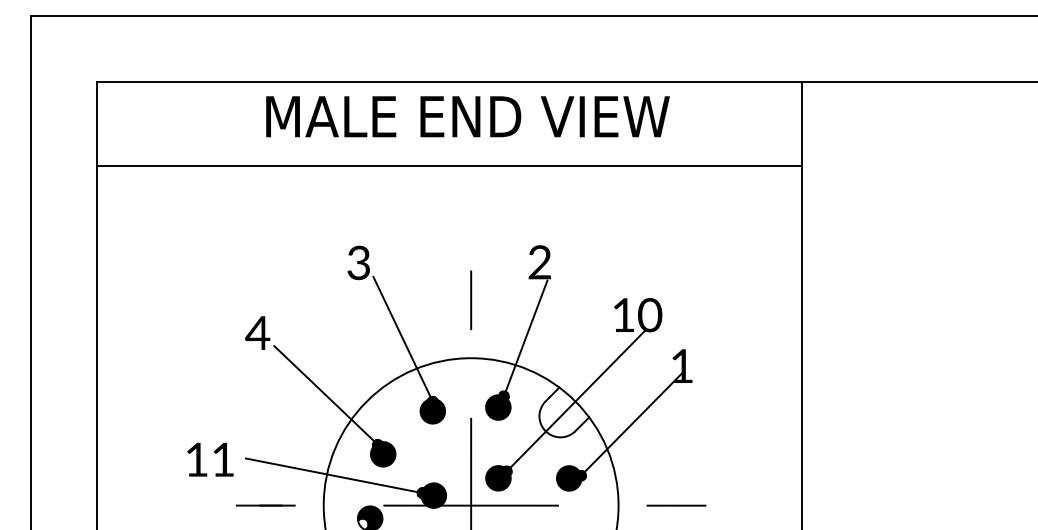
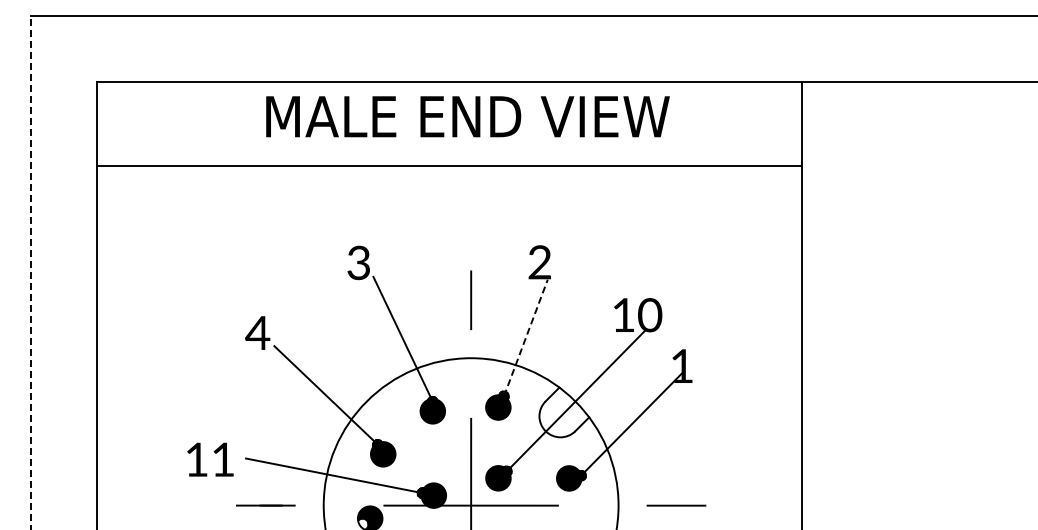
line: solid -> dashed (31, 272)
line: solid -> dashed (526, 337)
